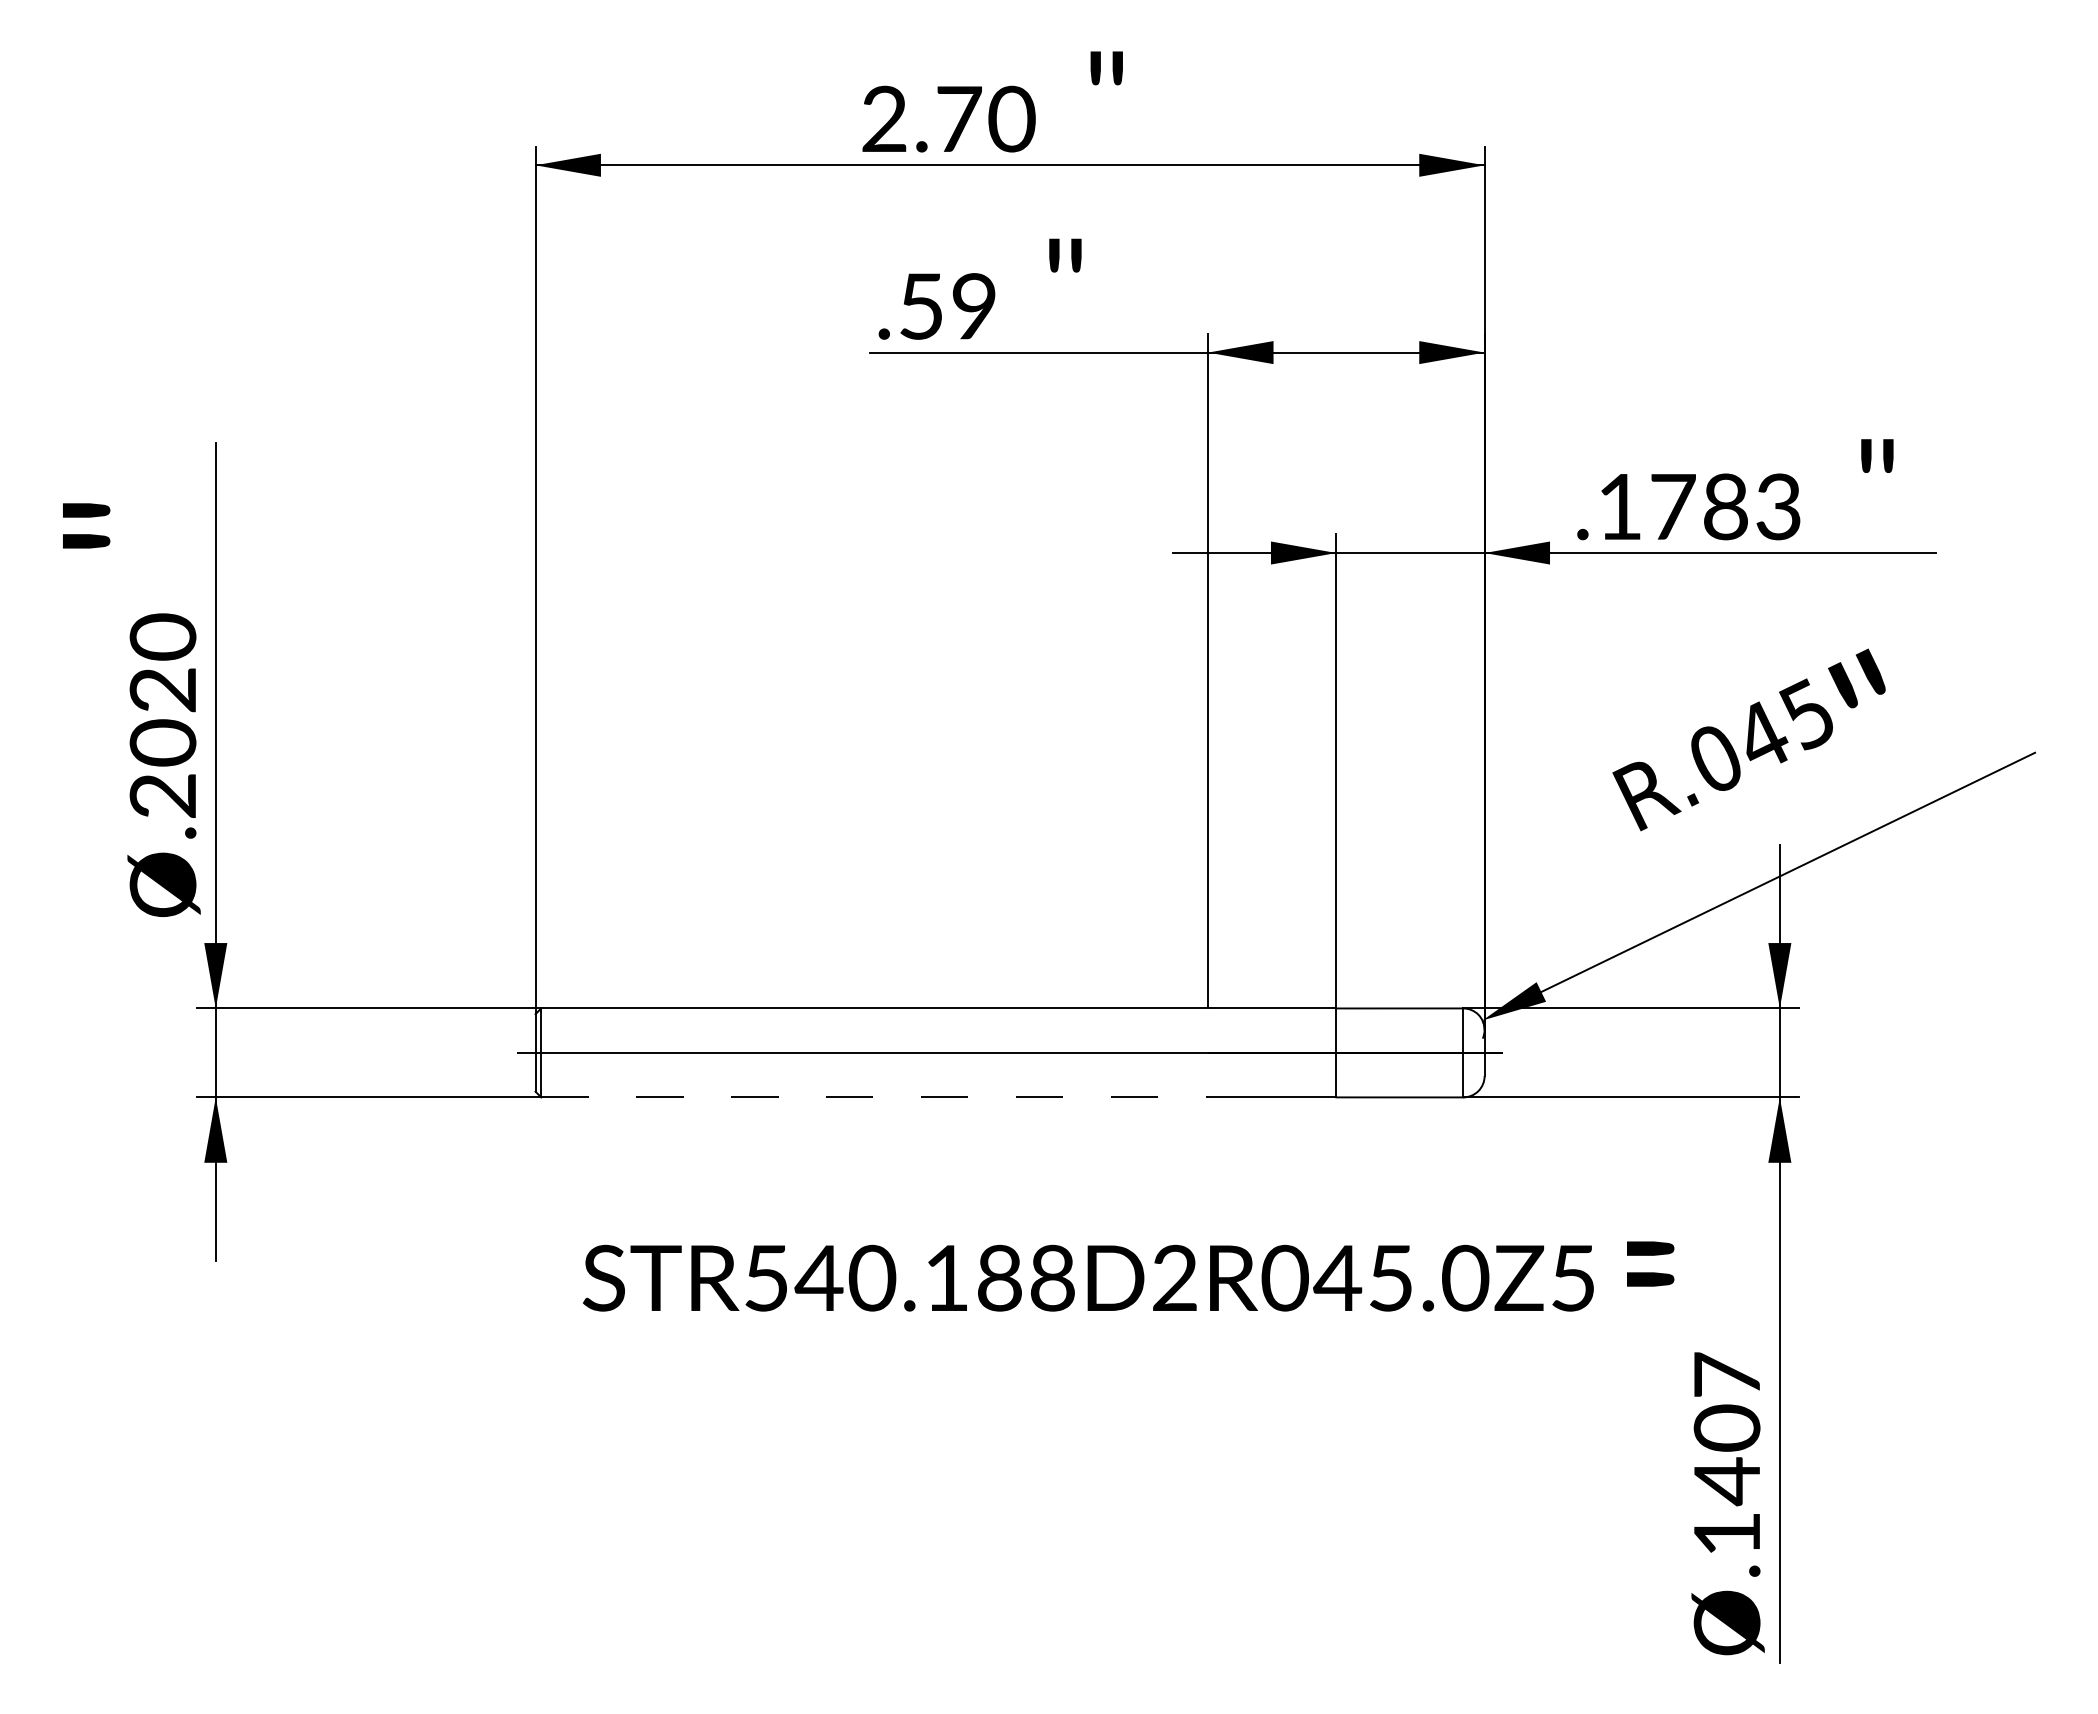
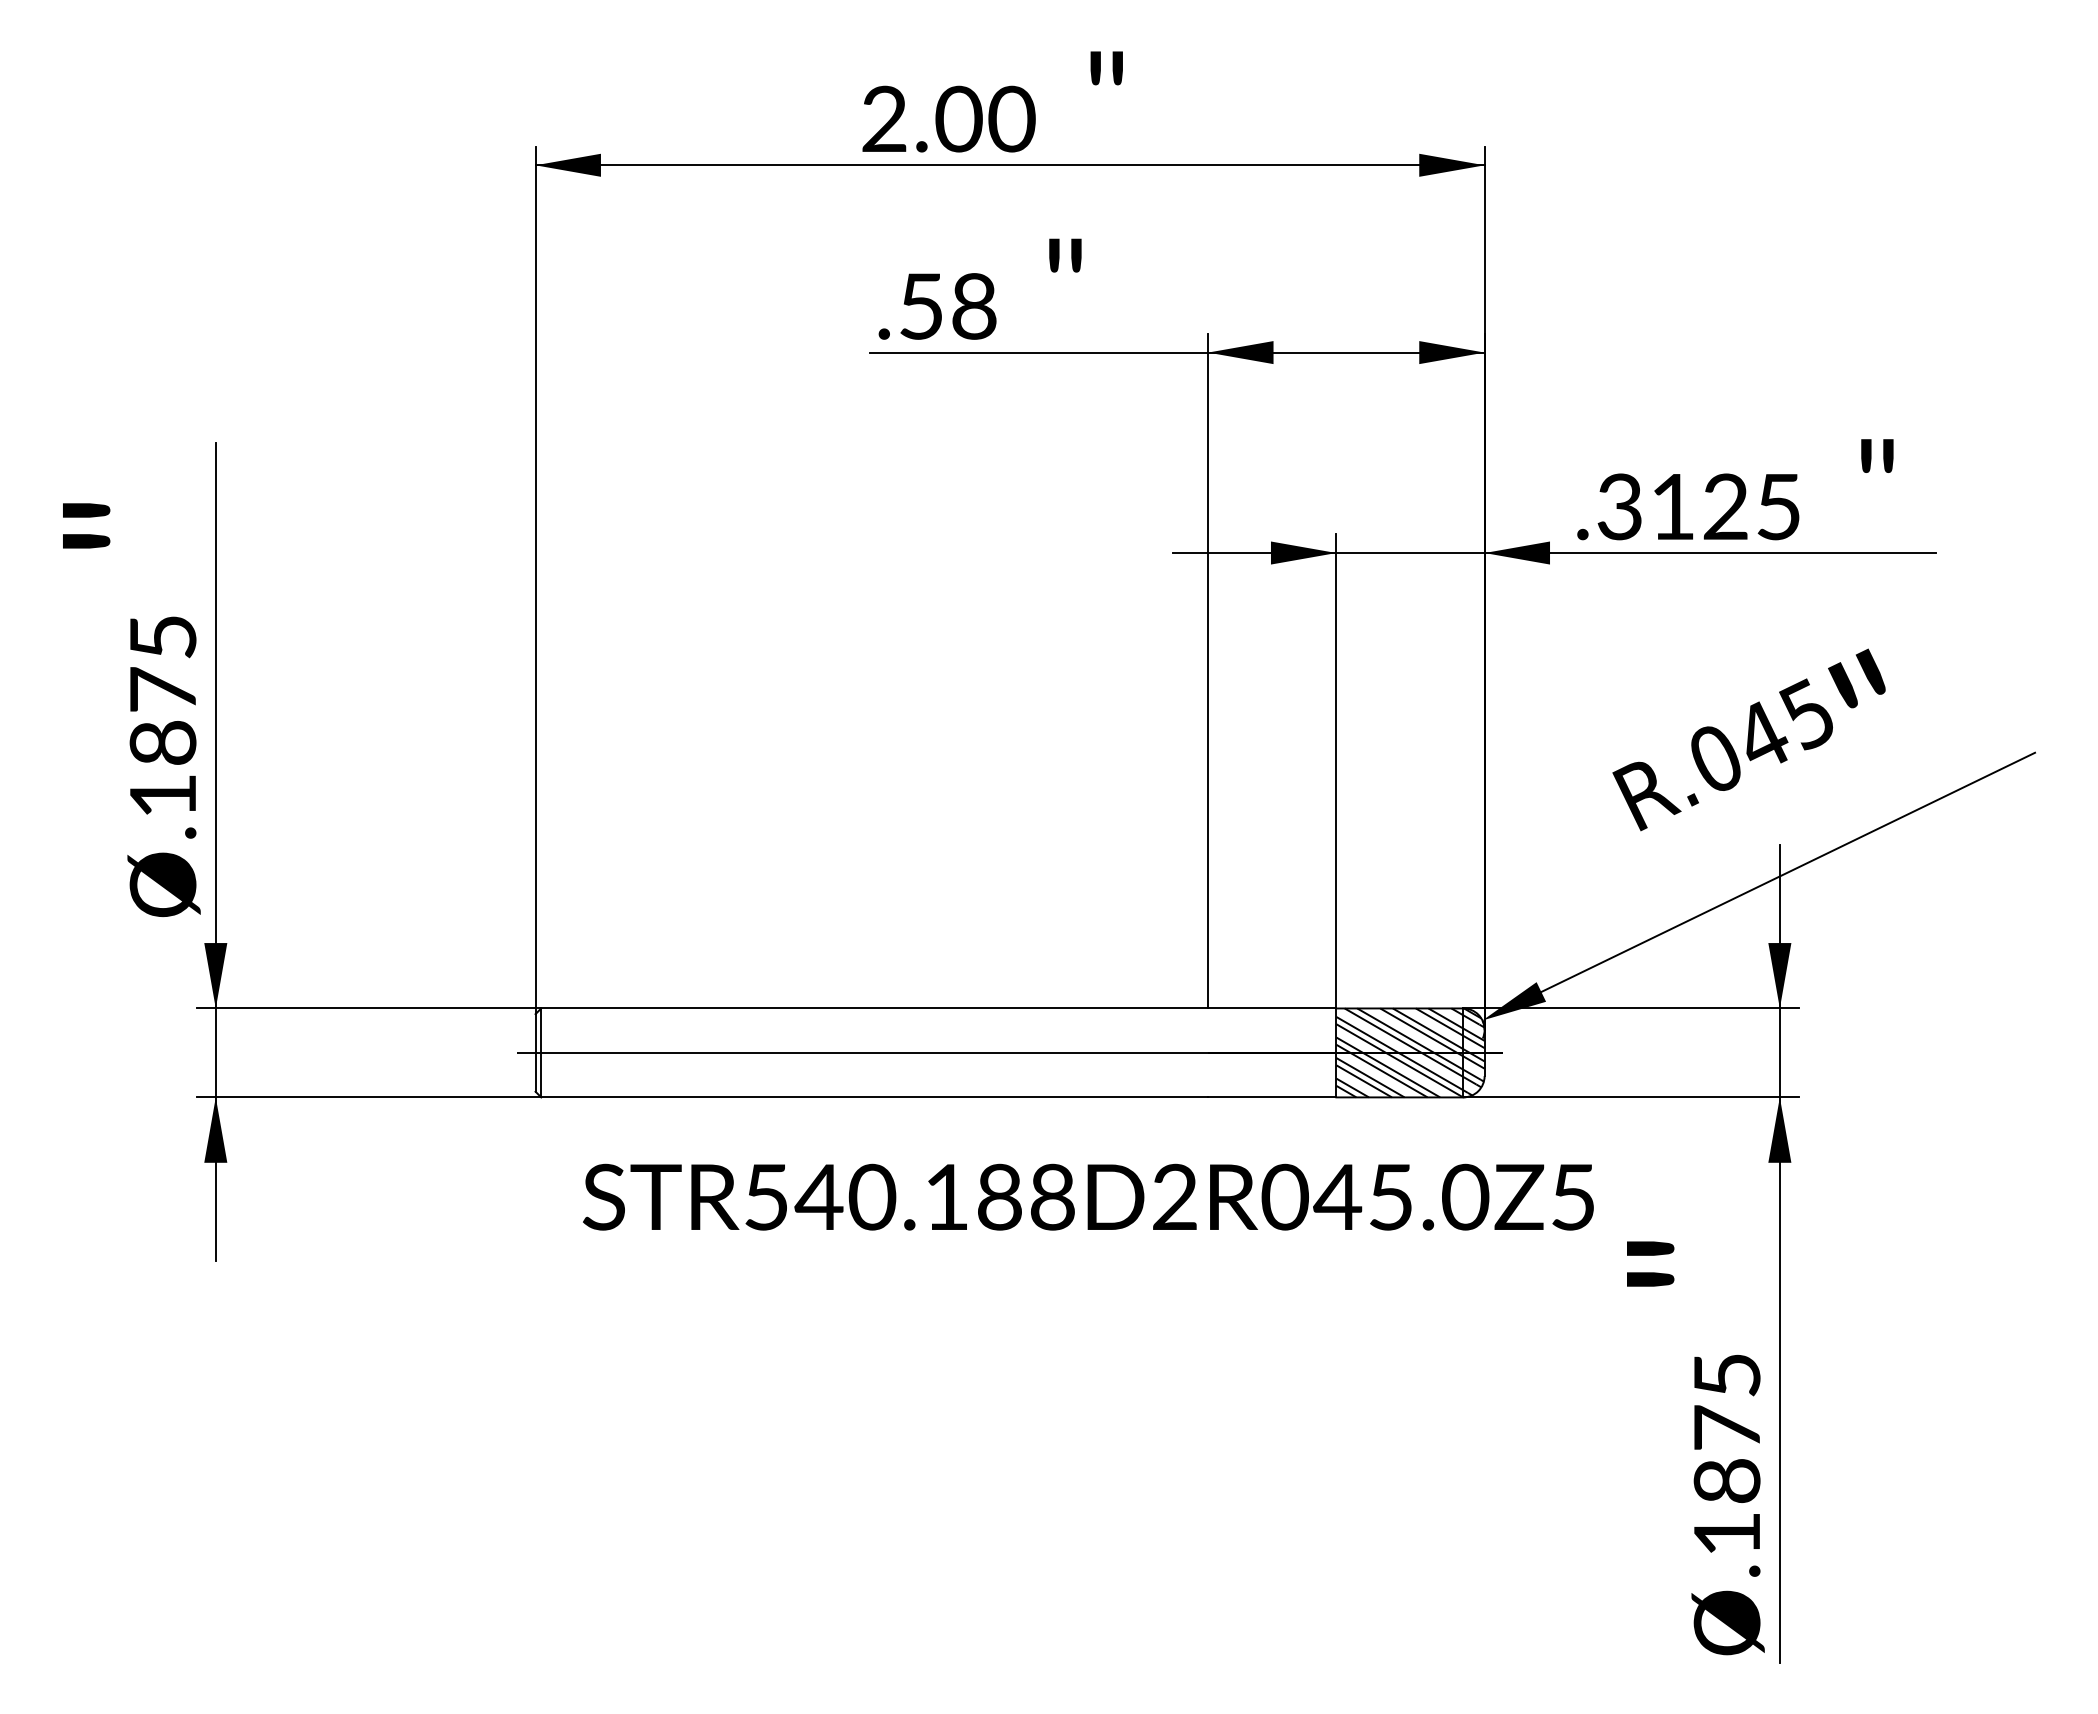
text: 2.70 -> 2.00 (958, 118)
text: .59 -> .58 (974, 307)
text: .1783 -> .3125 (1698, 506)
text: .2020 -> .1875 (162, 715)
hatch: none -> present (1410, 1052)
line: dashed -> solid (875, 1097)
text position: (1088, 1277) -> (1088, 1196) (1088, 1196)
text: .1407 -> .1875 (1726, 1429)
